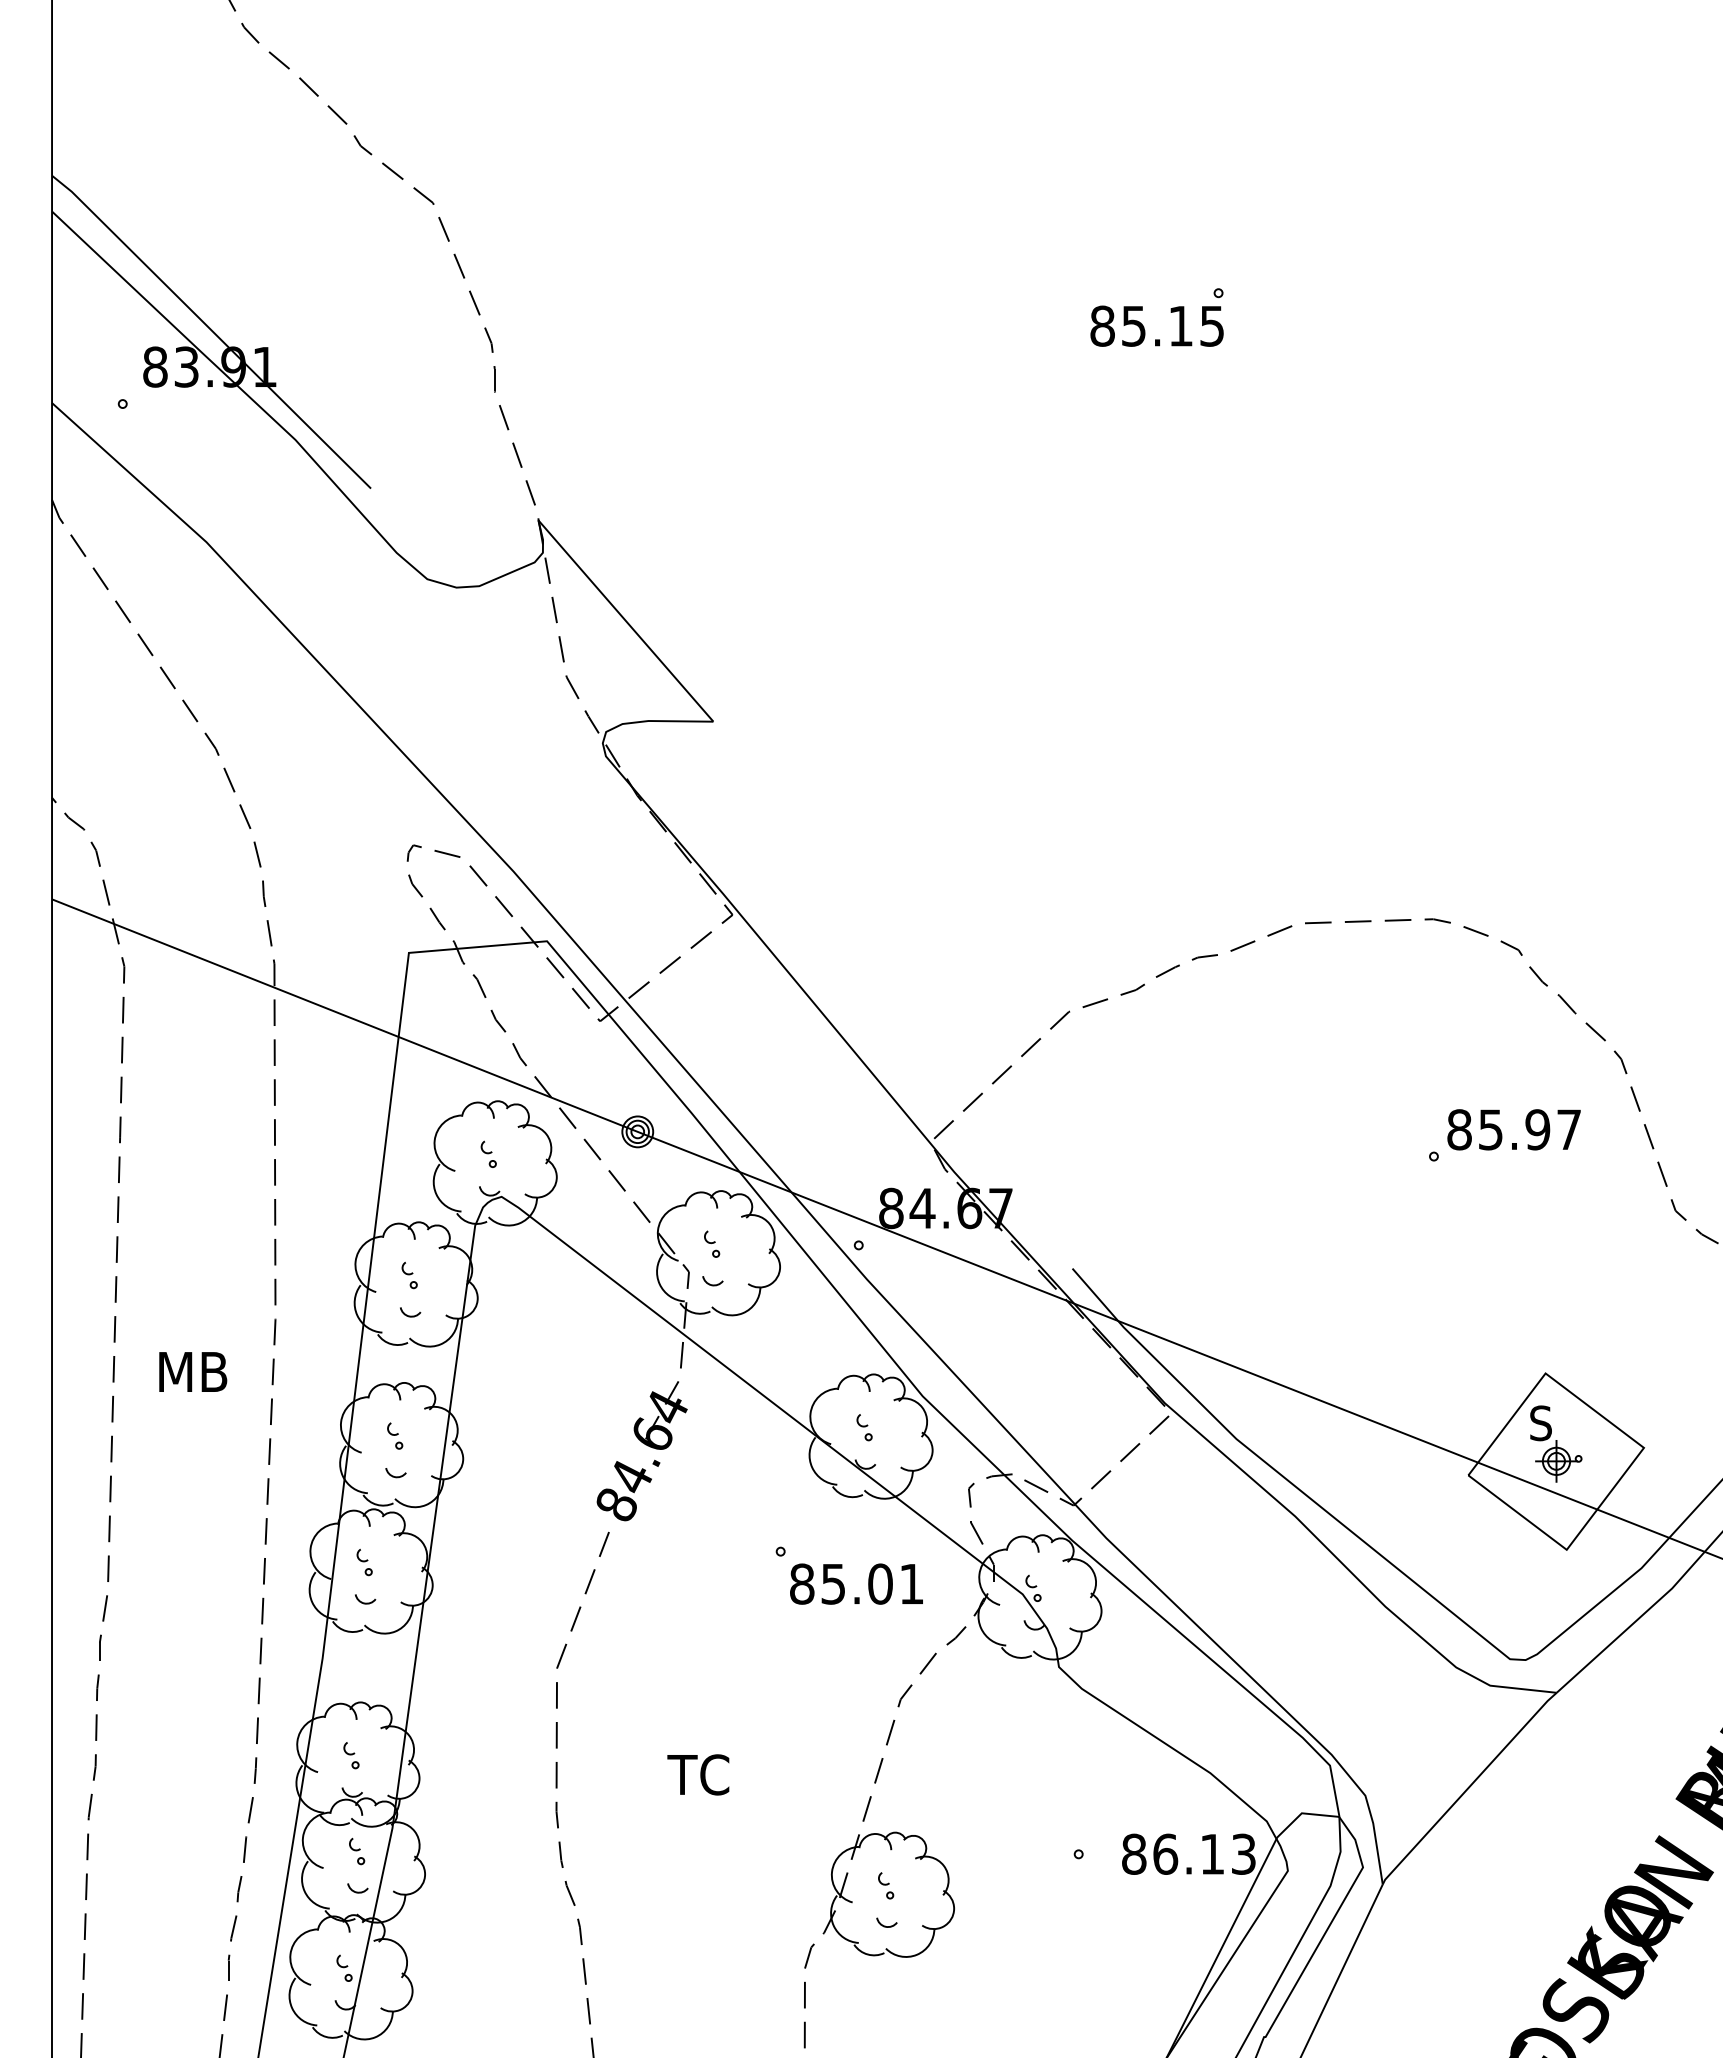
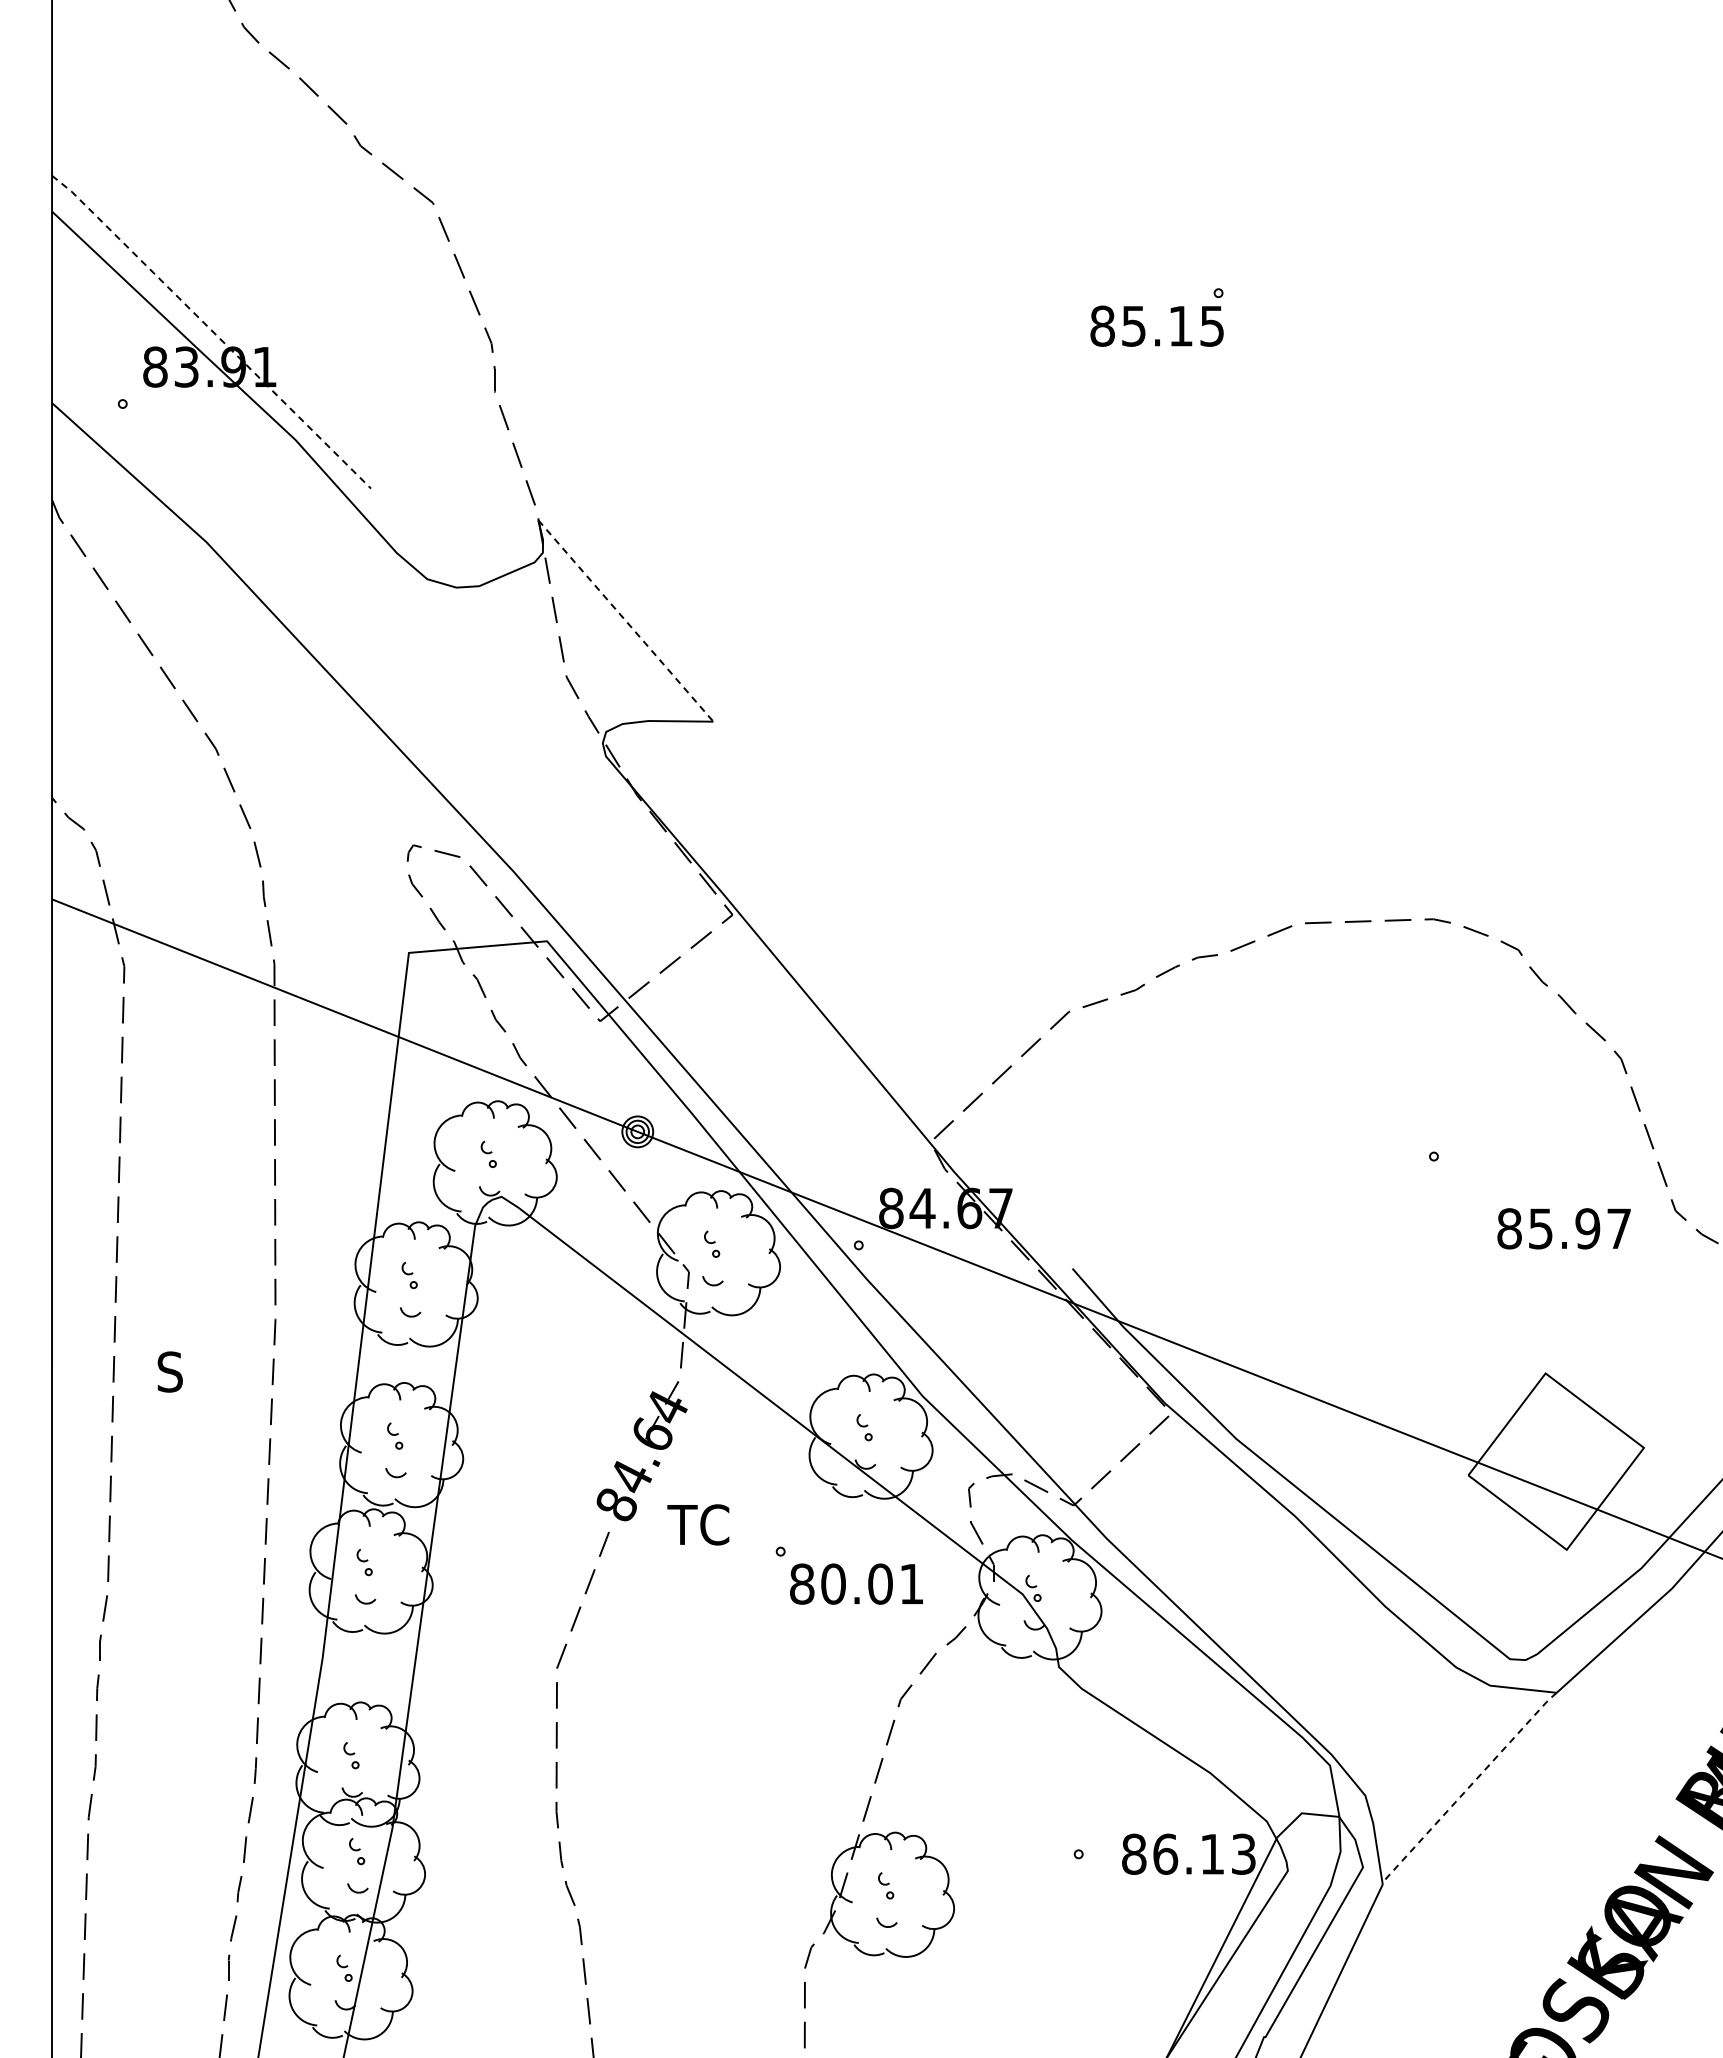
line: solid -> dashed (212, 331)
line: solid -> dashed (626, 621)
text position: (1513, 1129) -> (1563, 1228) (1563, 1228)
text: MB -> S (192, 1371)
part: present -> none (1556, 1443)
text: 85.01 -> 80.01 (833, 1583)
text position: (698, 1774) -> (698, 1524) (698, 1524)
line: solid -> dashed (1468, 1788)
